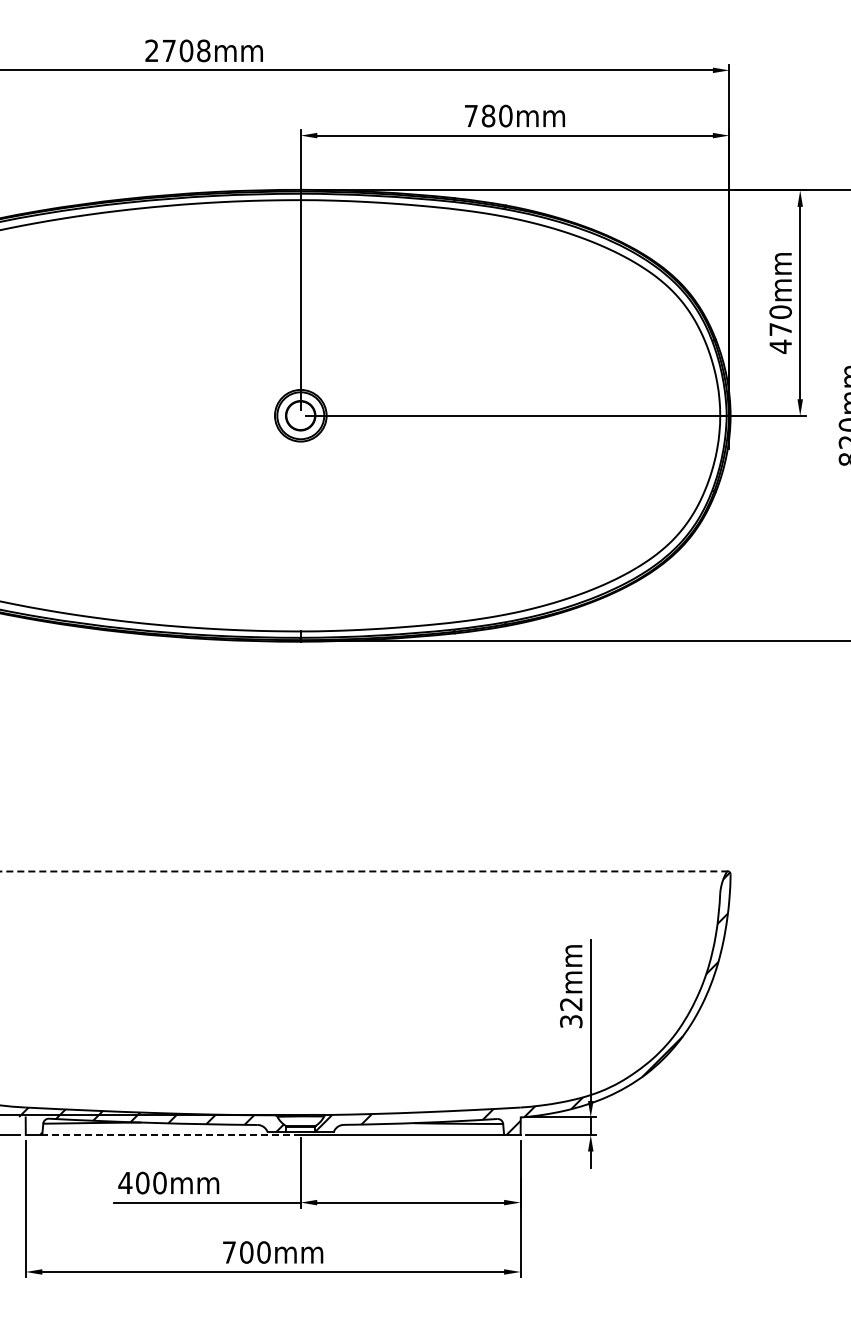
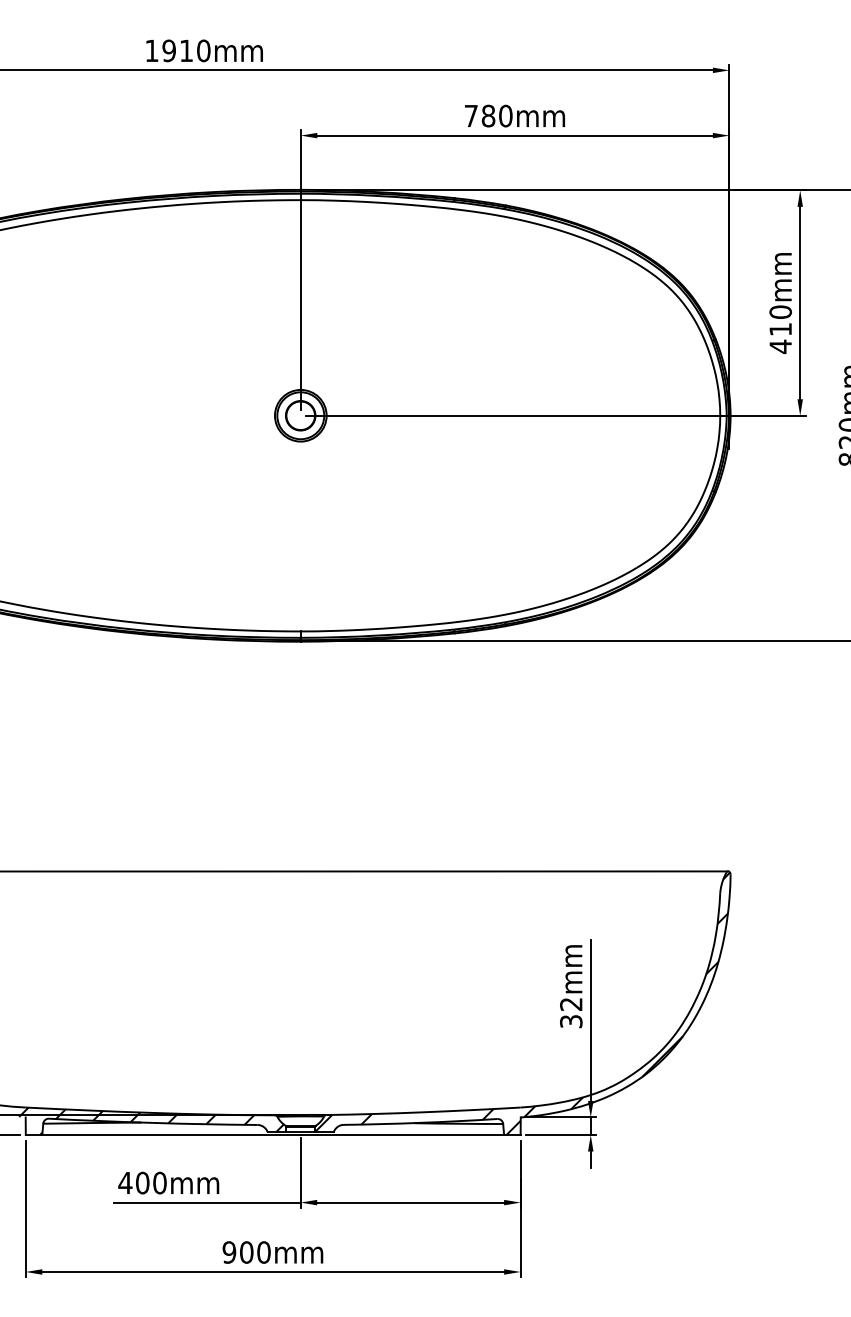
text: 2708mm -> 1910mm (177, 50)
text: 470mm -> 410mm (780, 329)
line: dashed -> solid (364, 871)
line: dashed -> solid (171, 1135)
text: 700mm -> 900mm (229, 1252)
